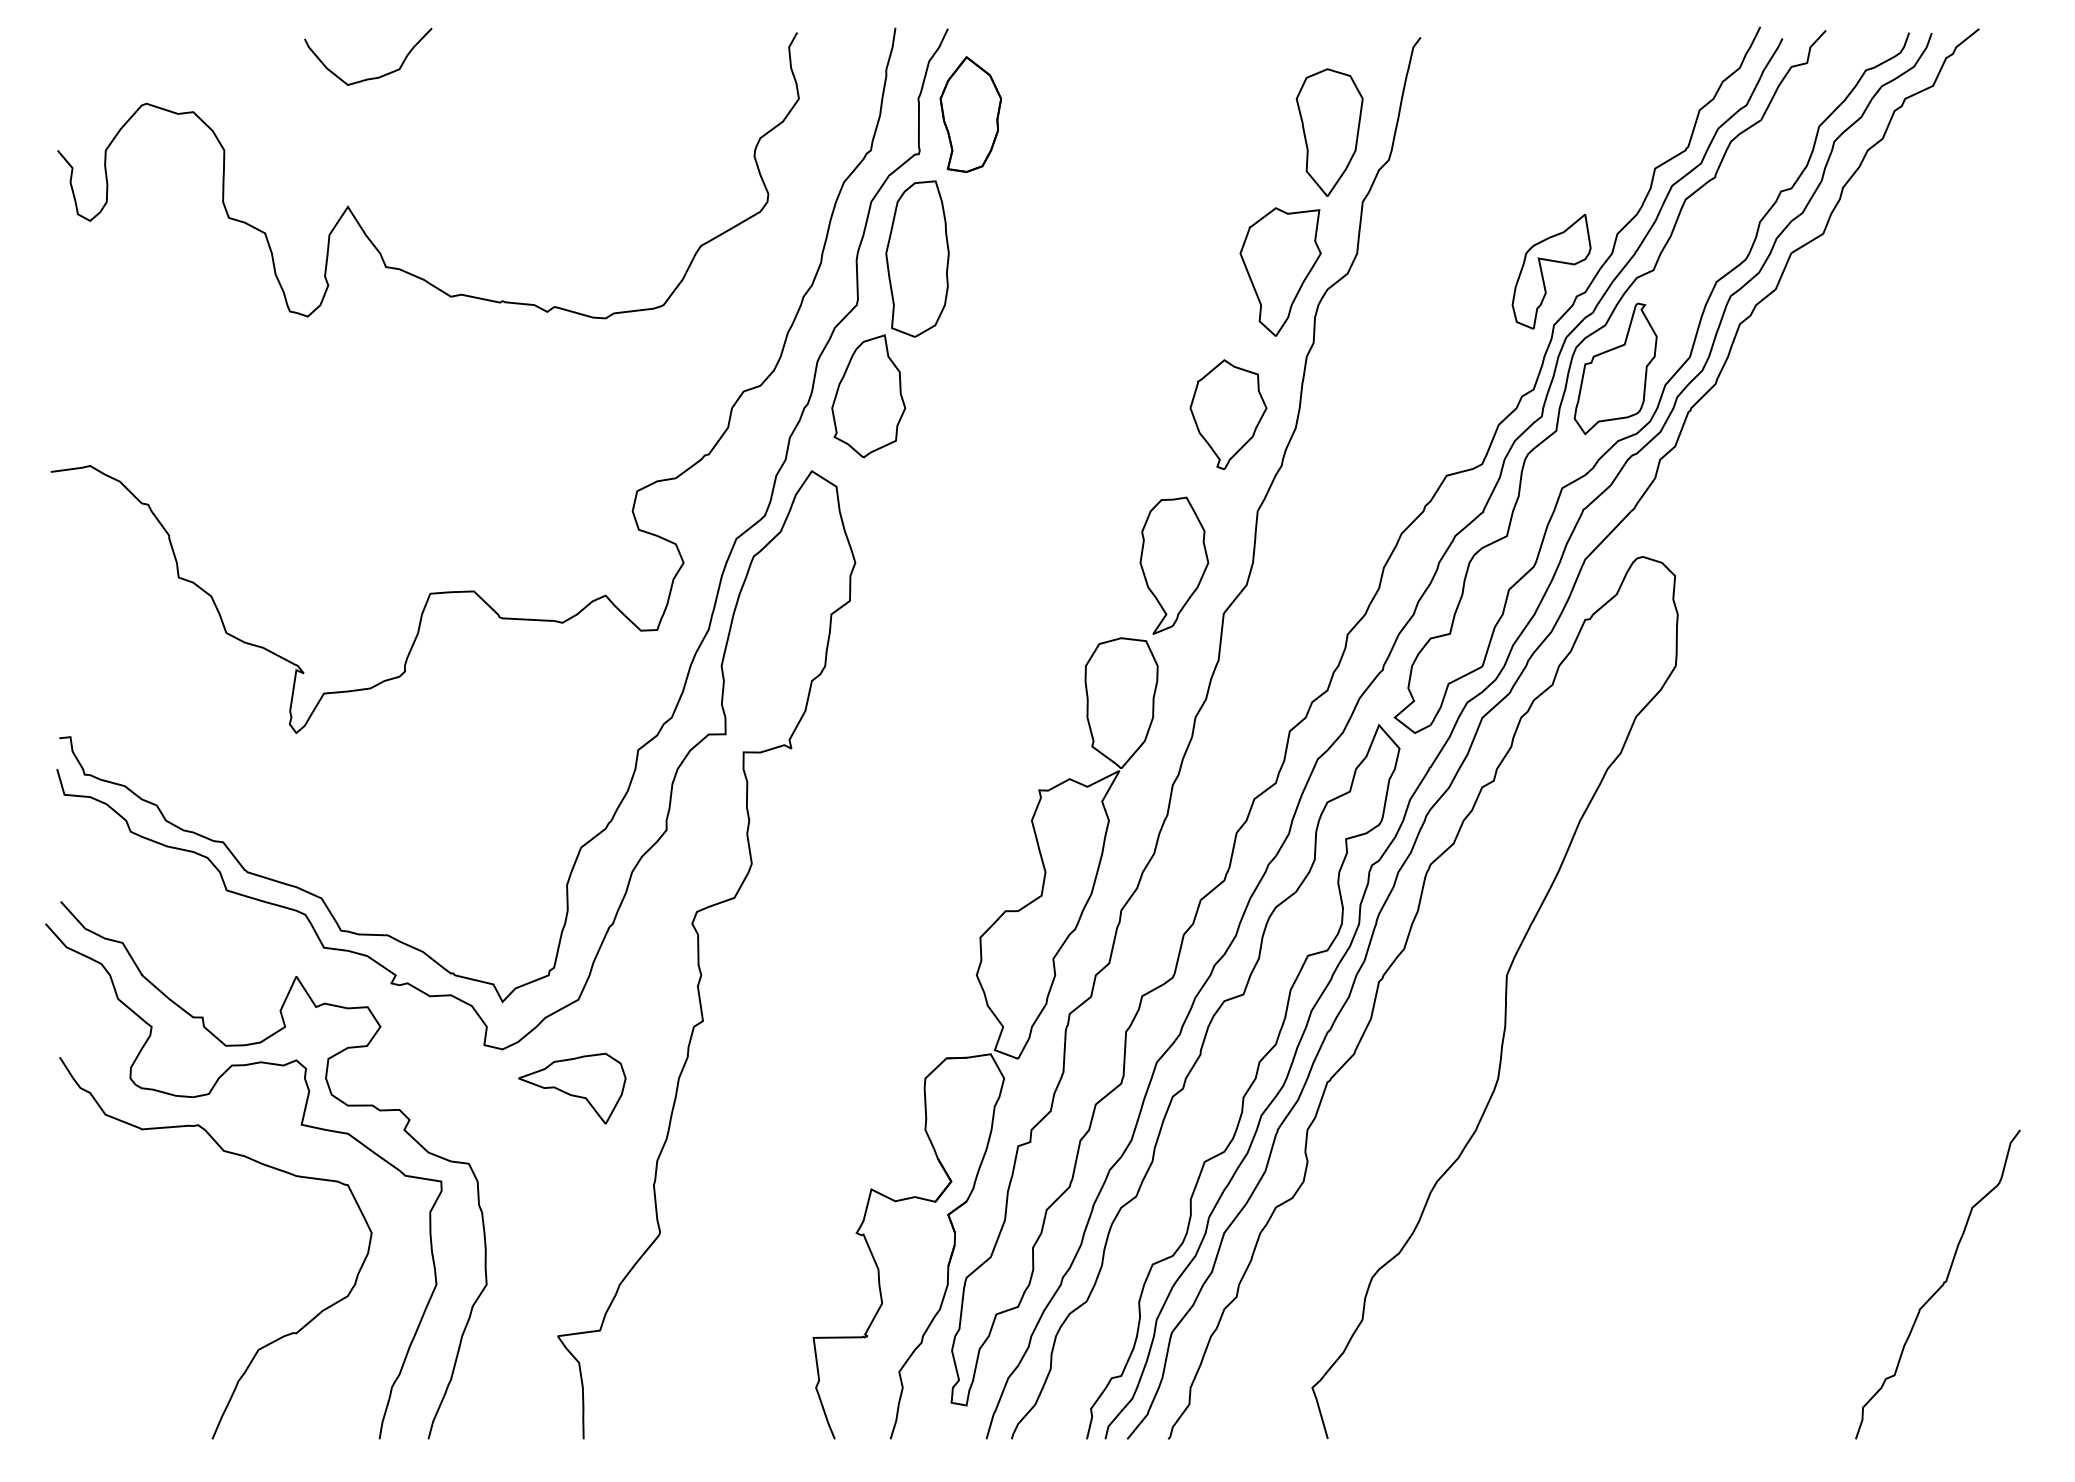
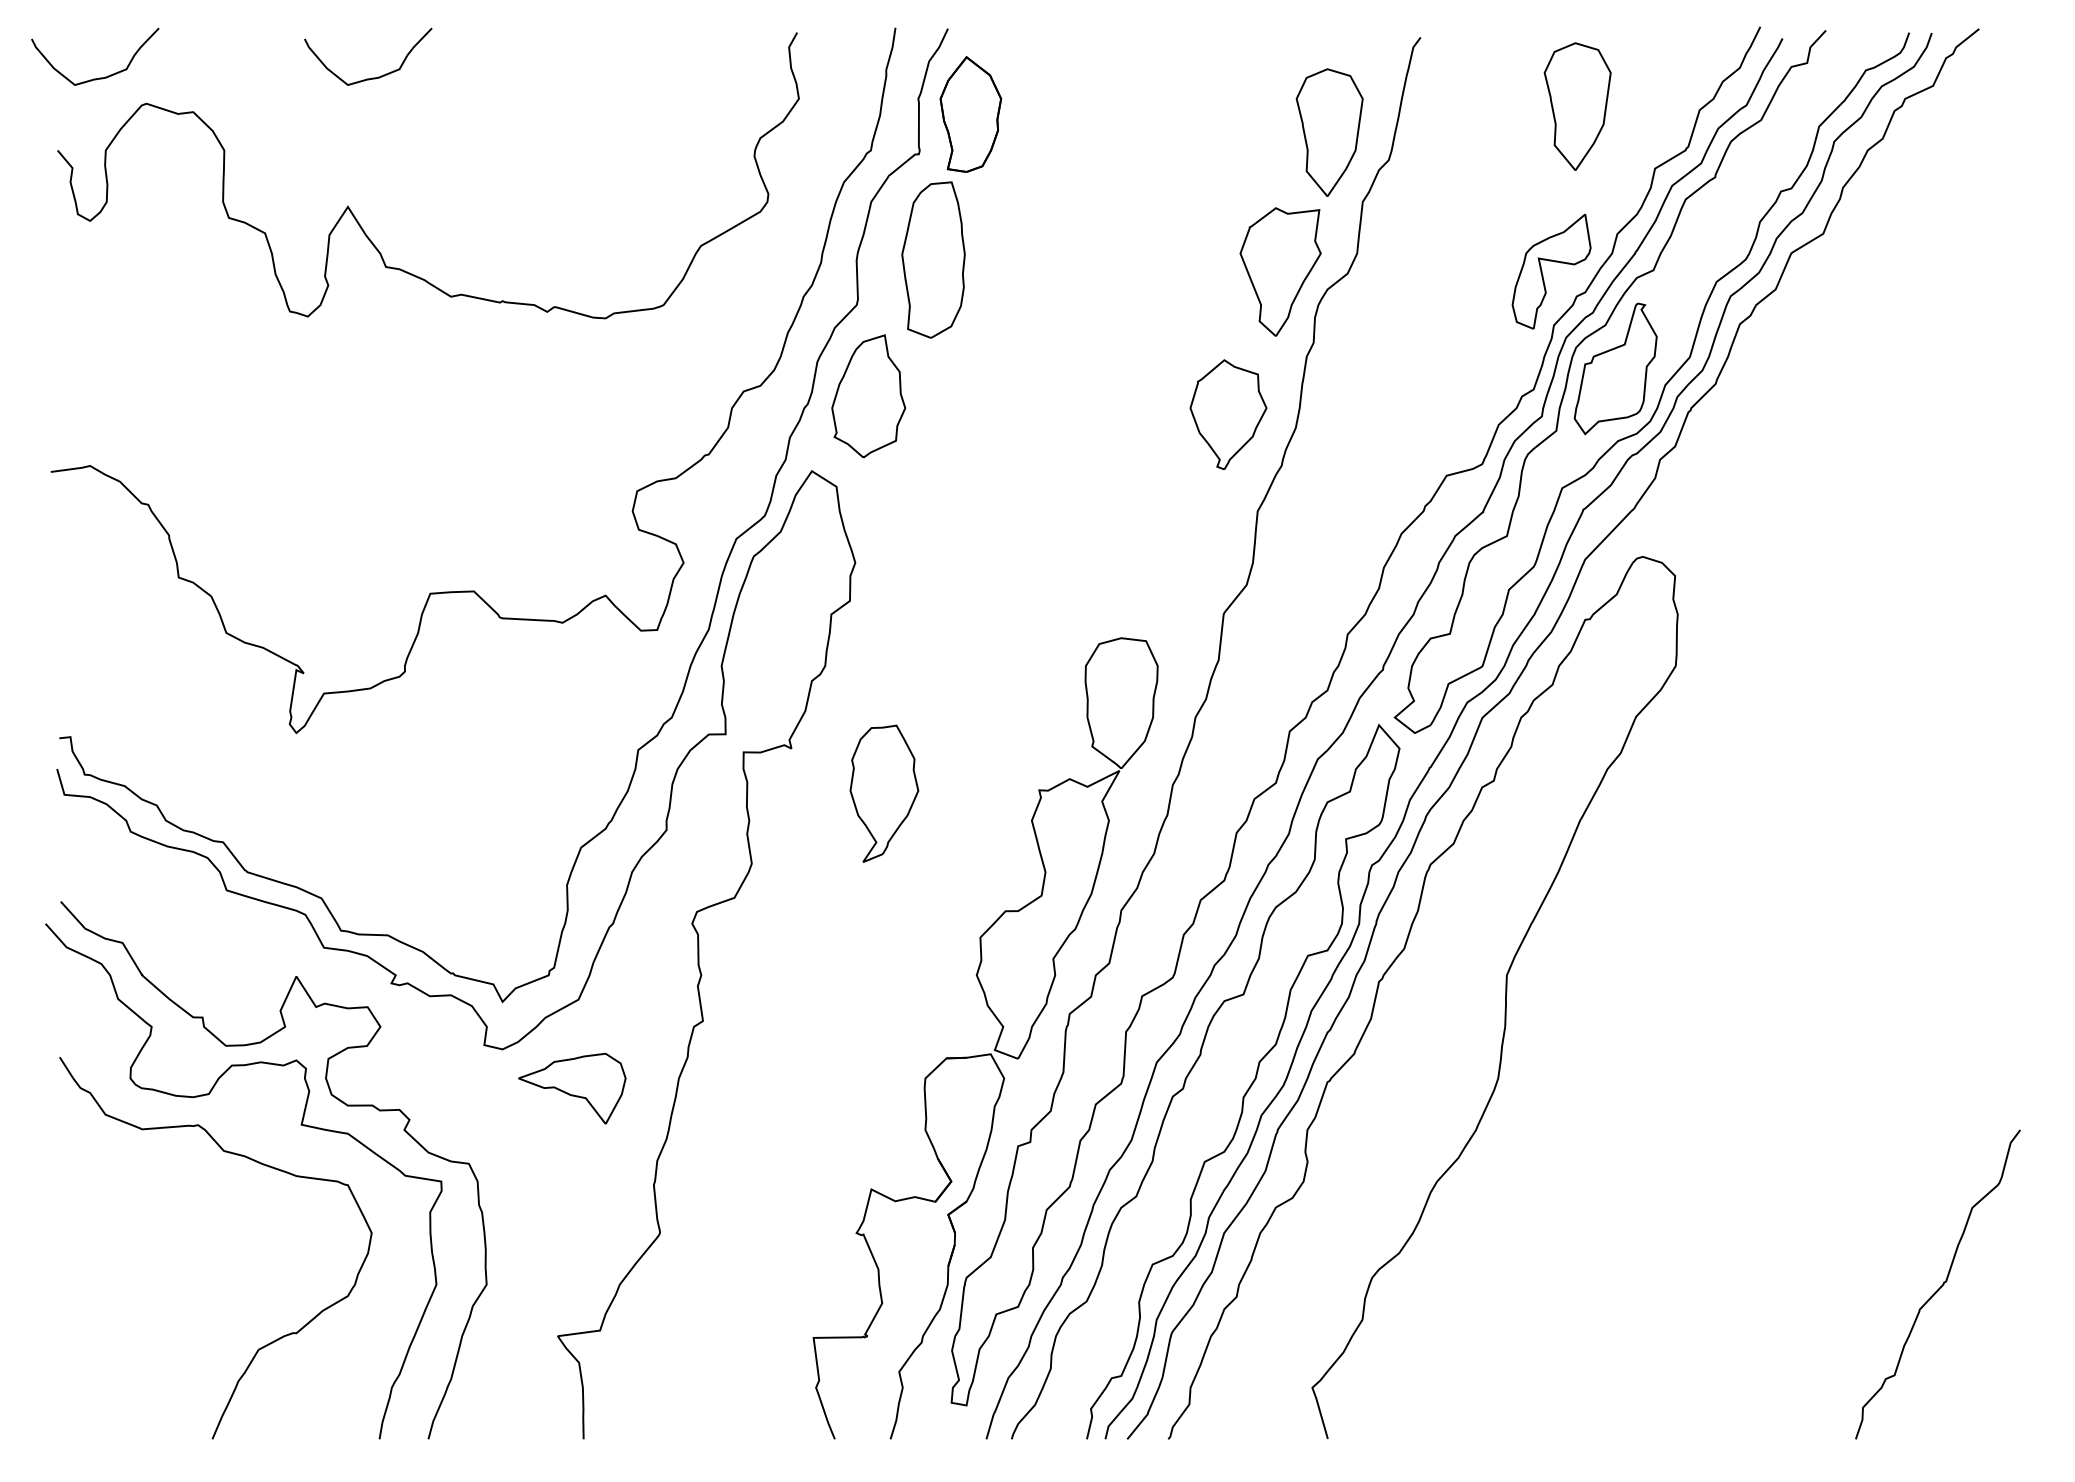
curve: none -> present (99, 77)
part: none -> present (1577, 106)
part position: (917, 258) -> (933, 259) (933, 259)
part position: (1174, 565) -> (884, 793) (884, 793)
